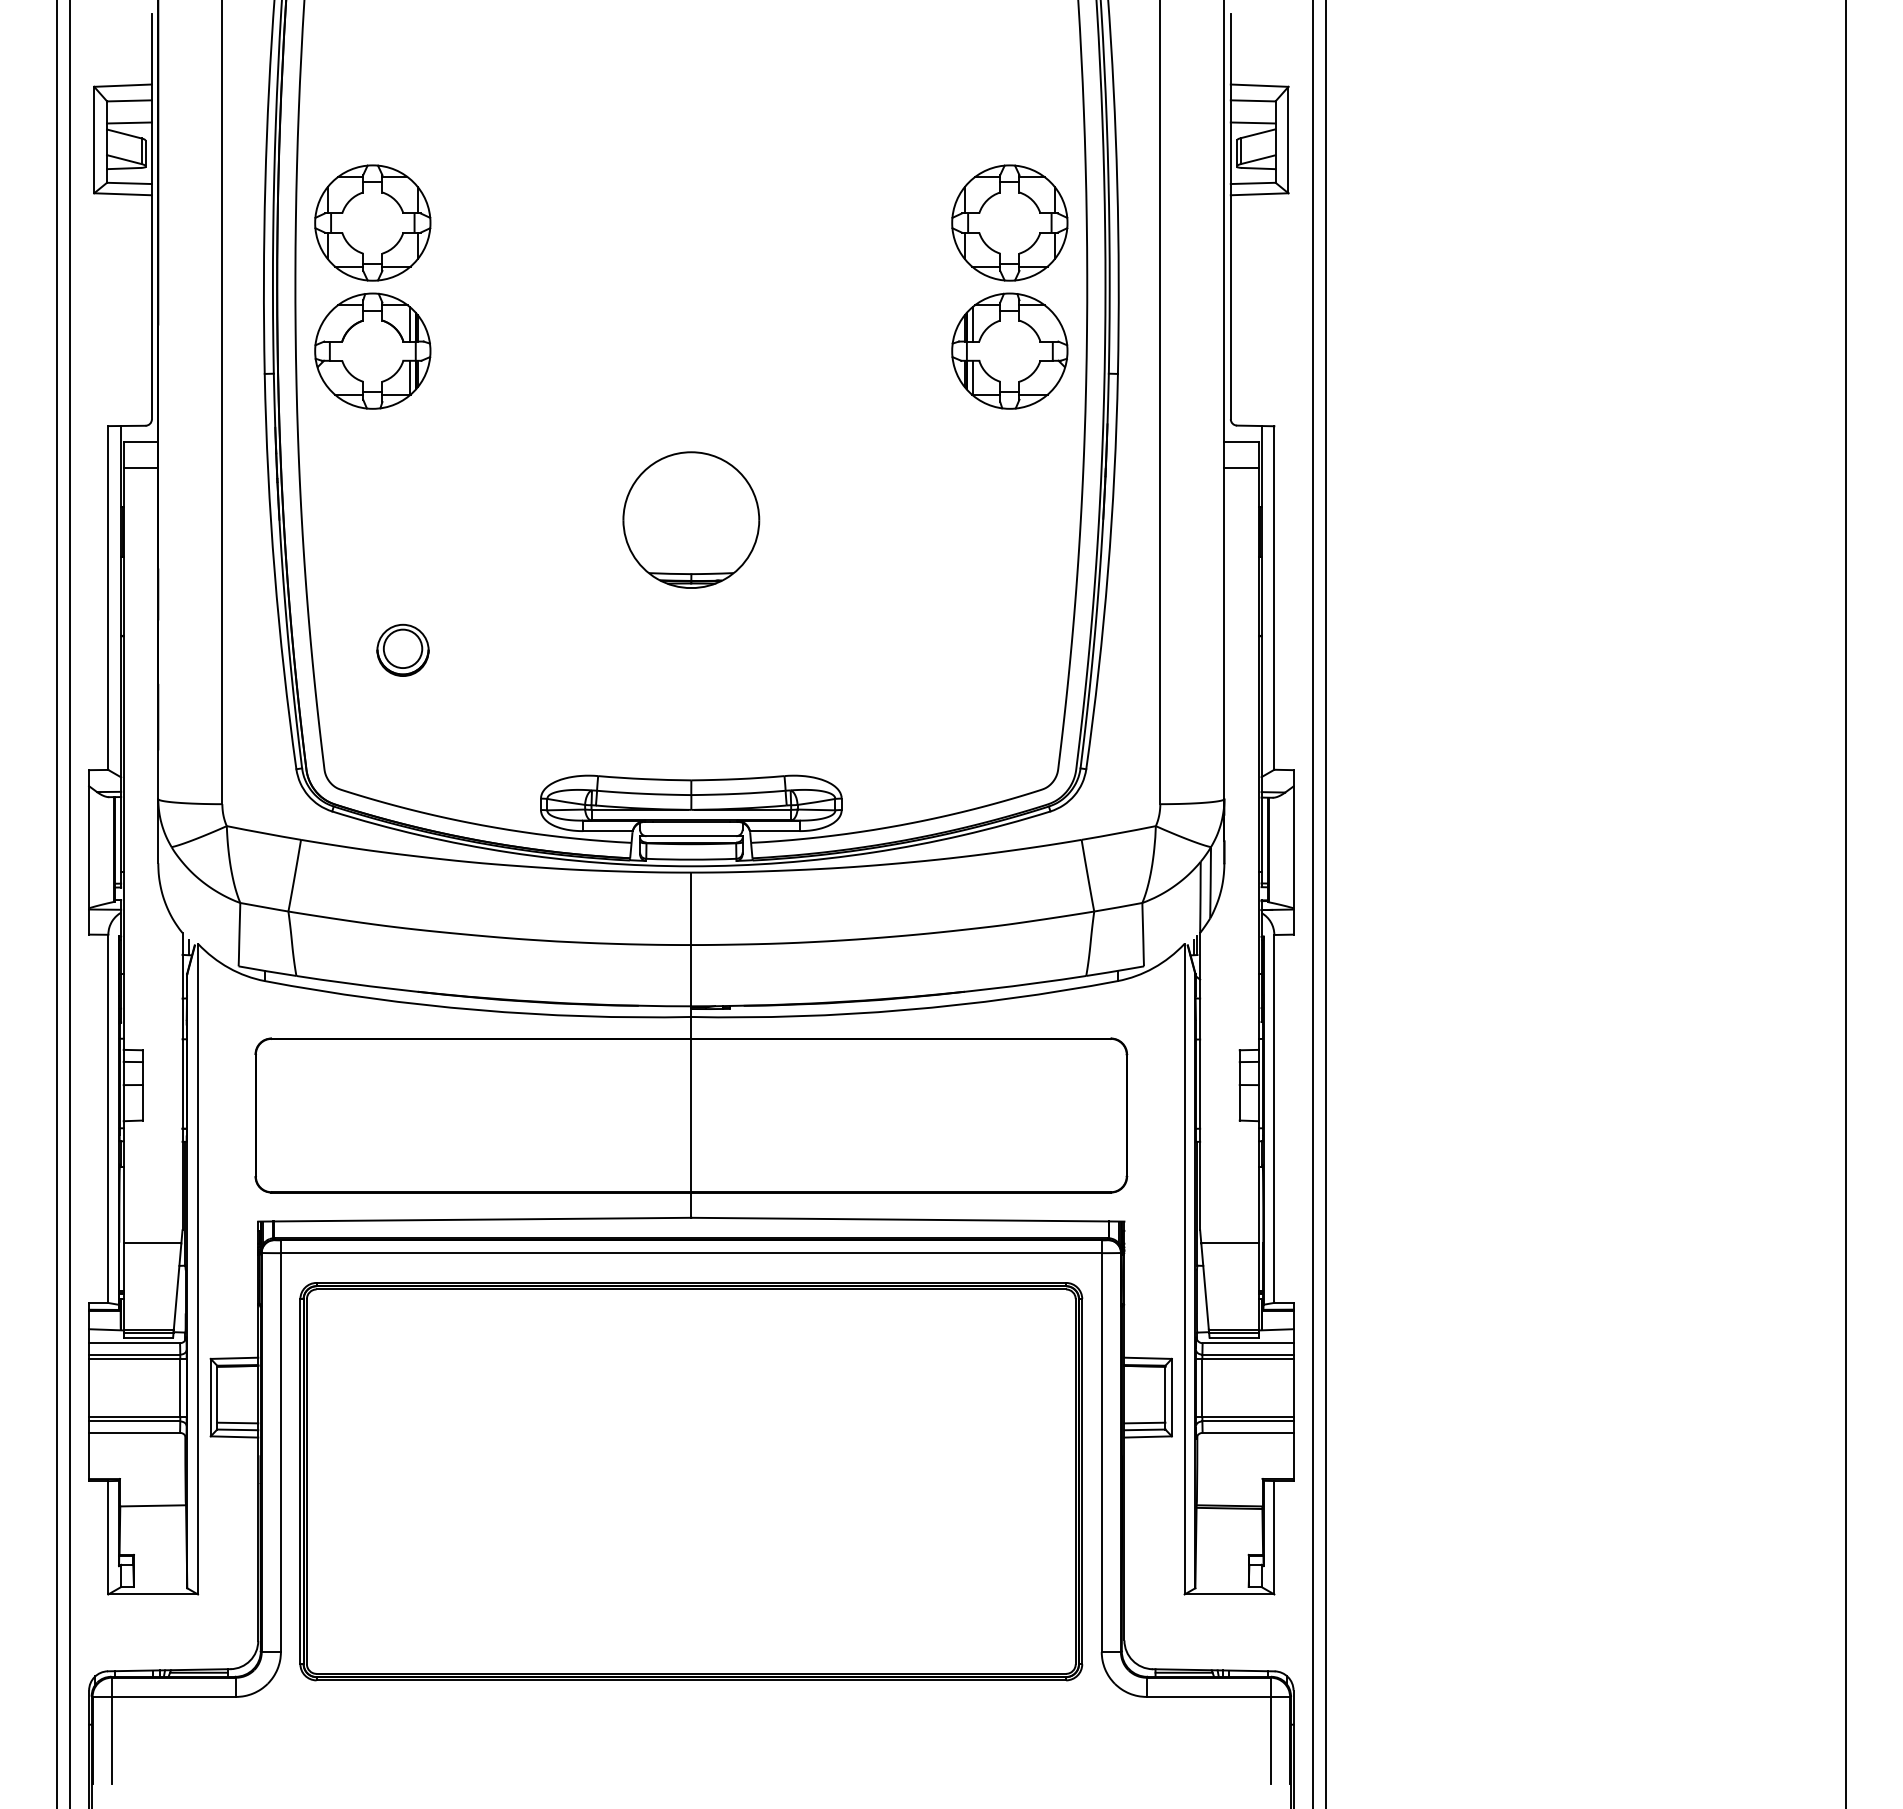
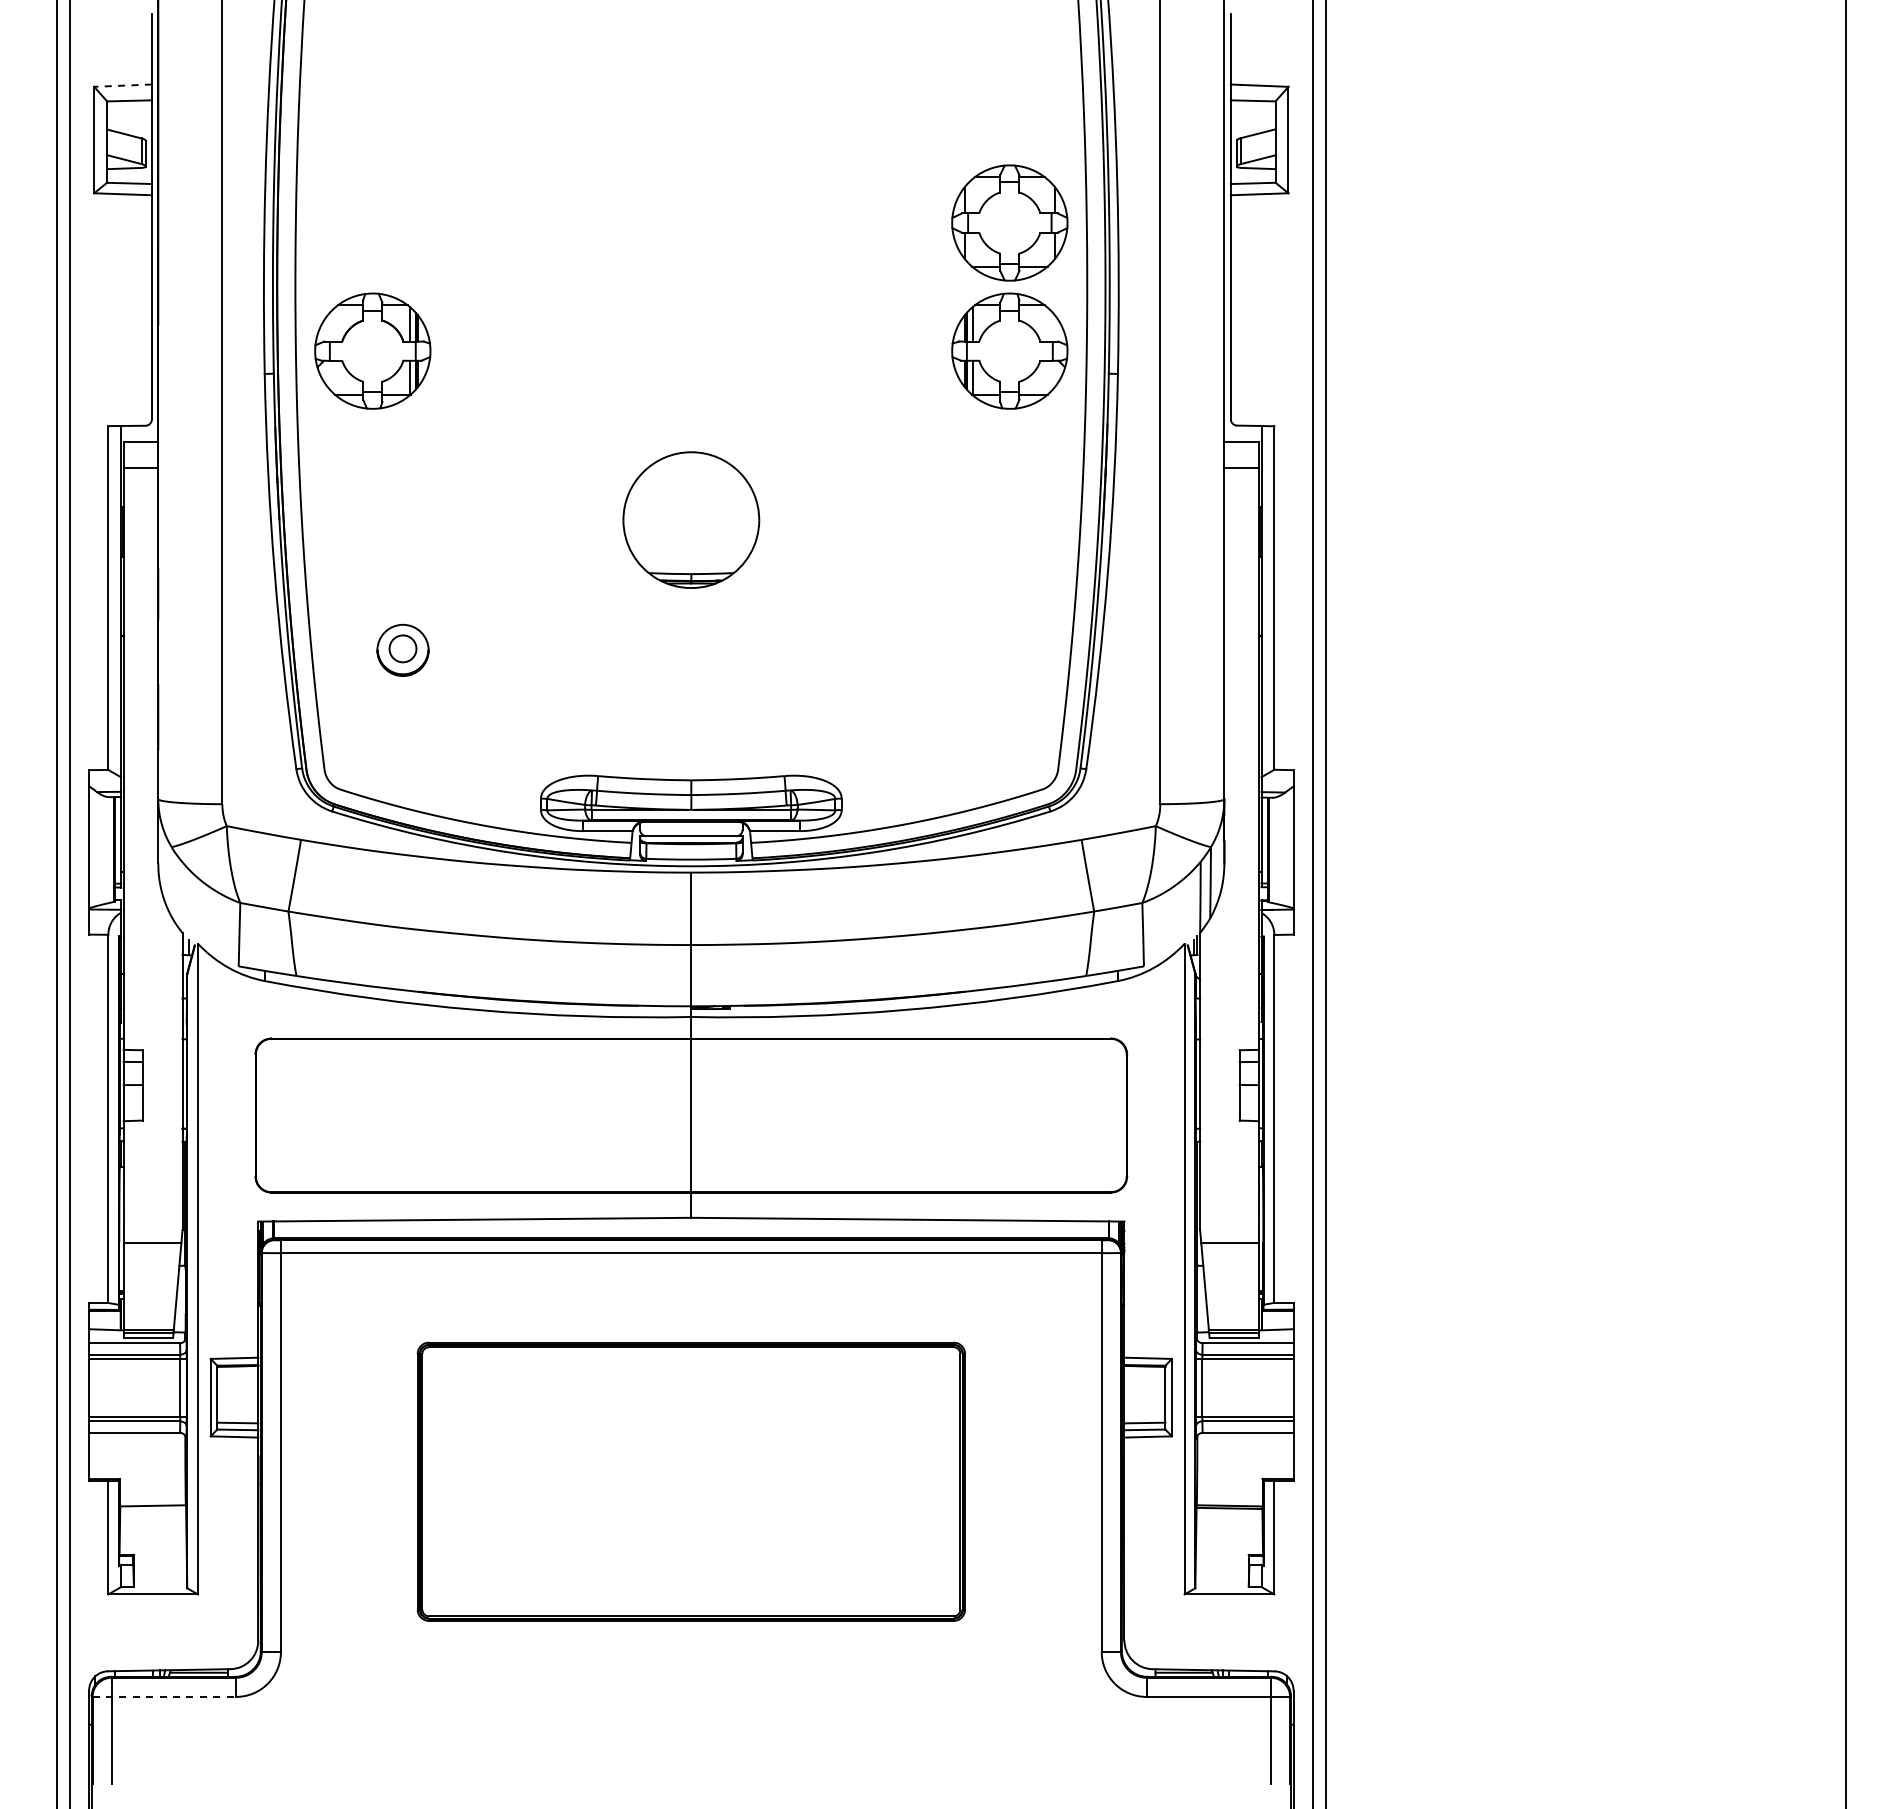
line: solid -> dashed (123, 85)
line: present -> none (129, 122)
line: present -> none (1252, 122)
part: present -> none (372, 222)
circle diameter: 38 px -> 27 px (402, 648)
part size: 785x400 px -> 550x281 px (690, 1481)
line: solid -> dashed (164, 1696)
